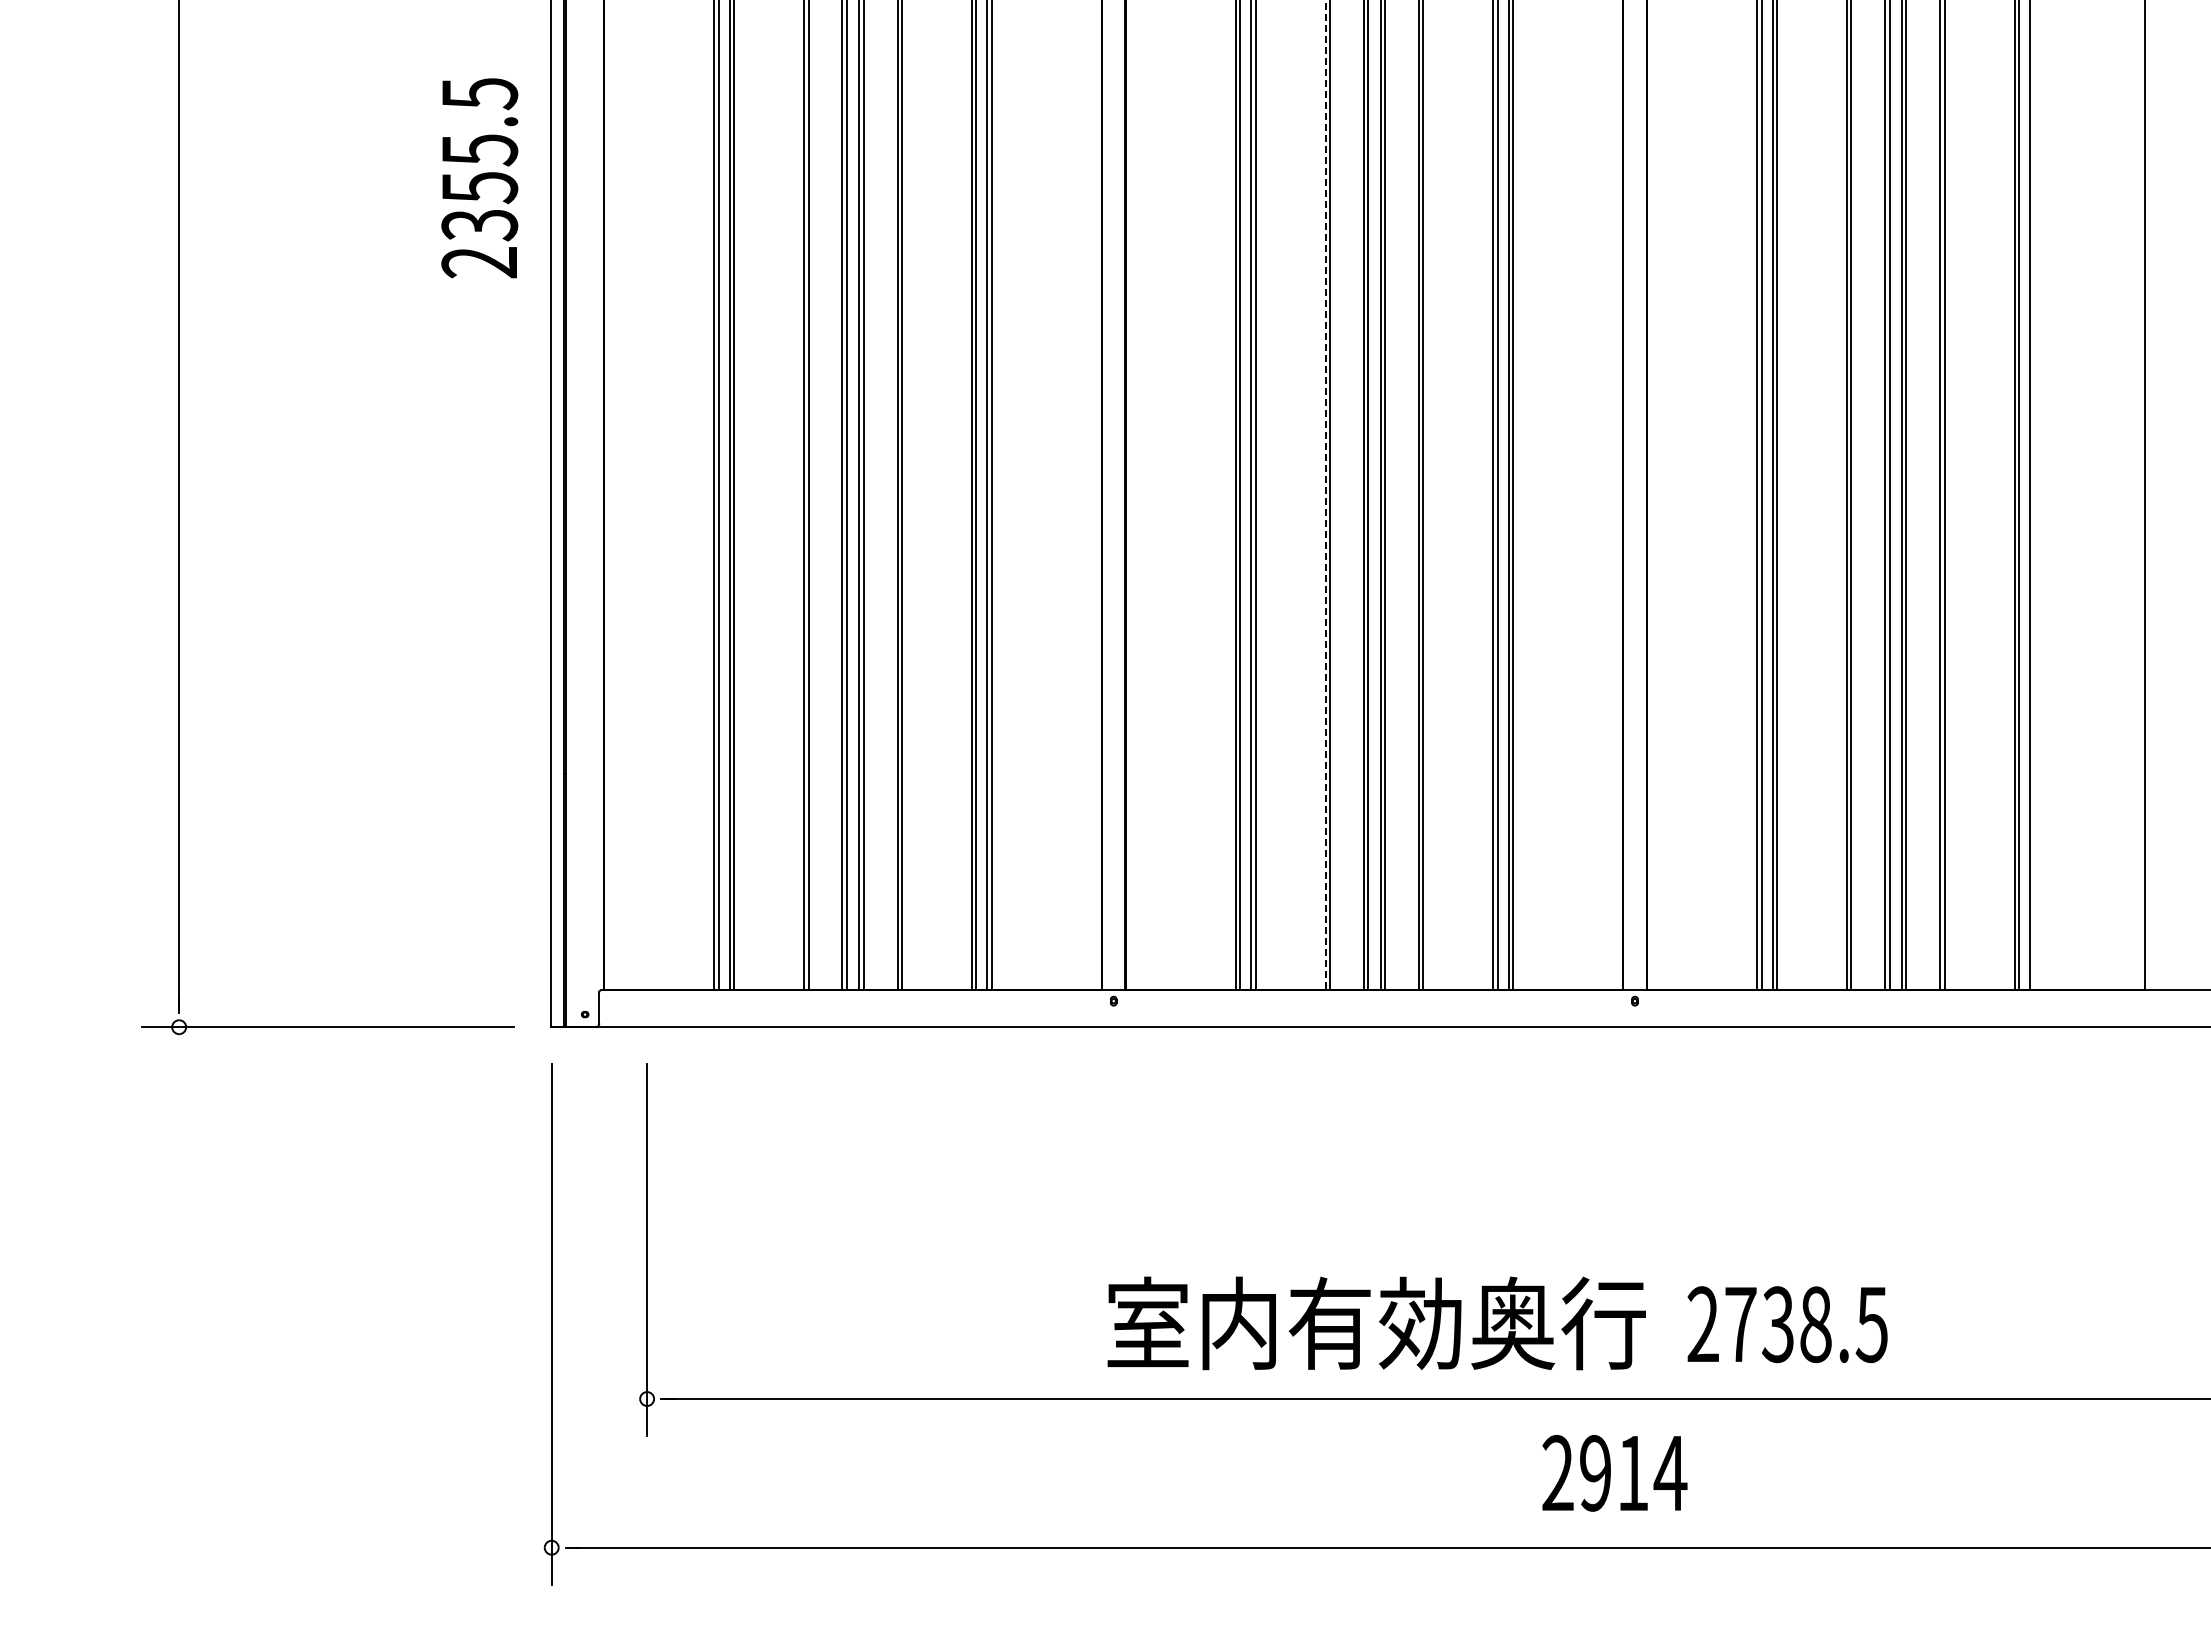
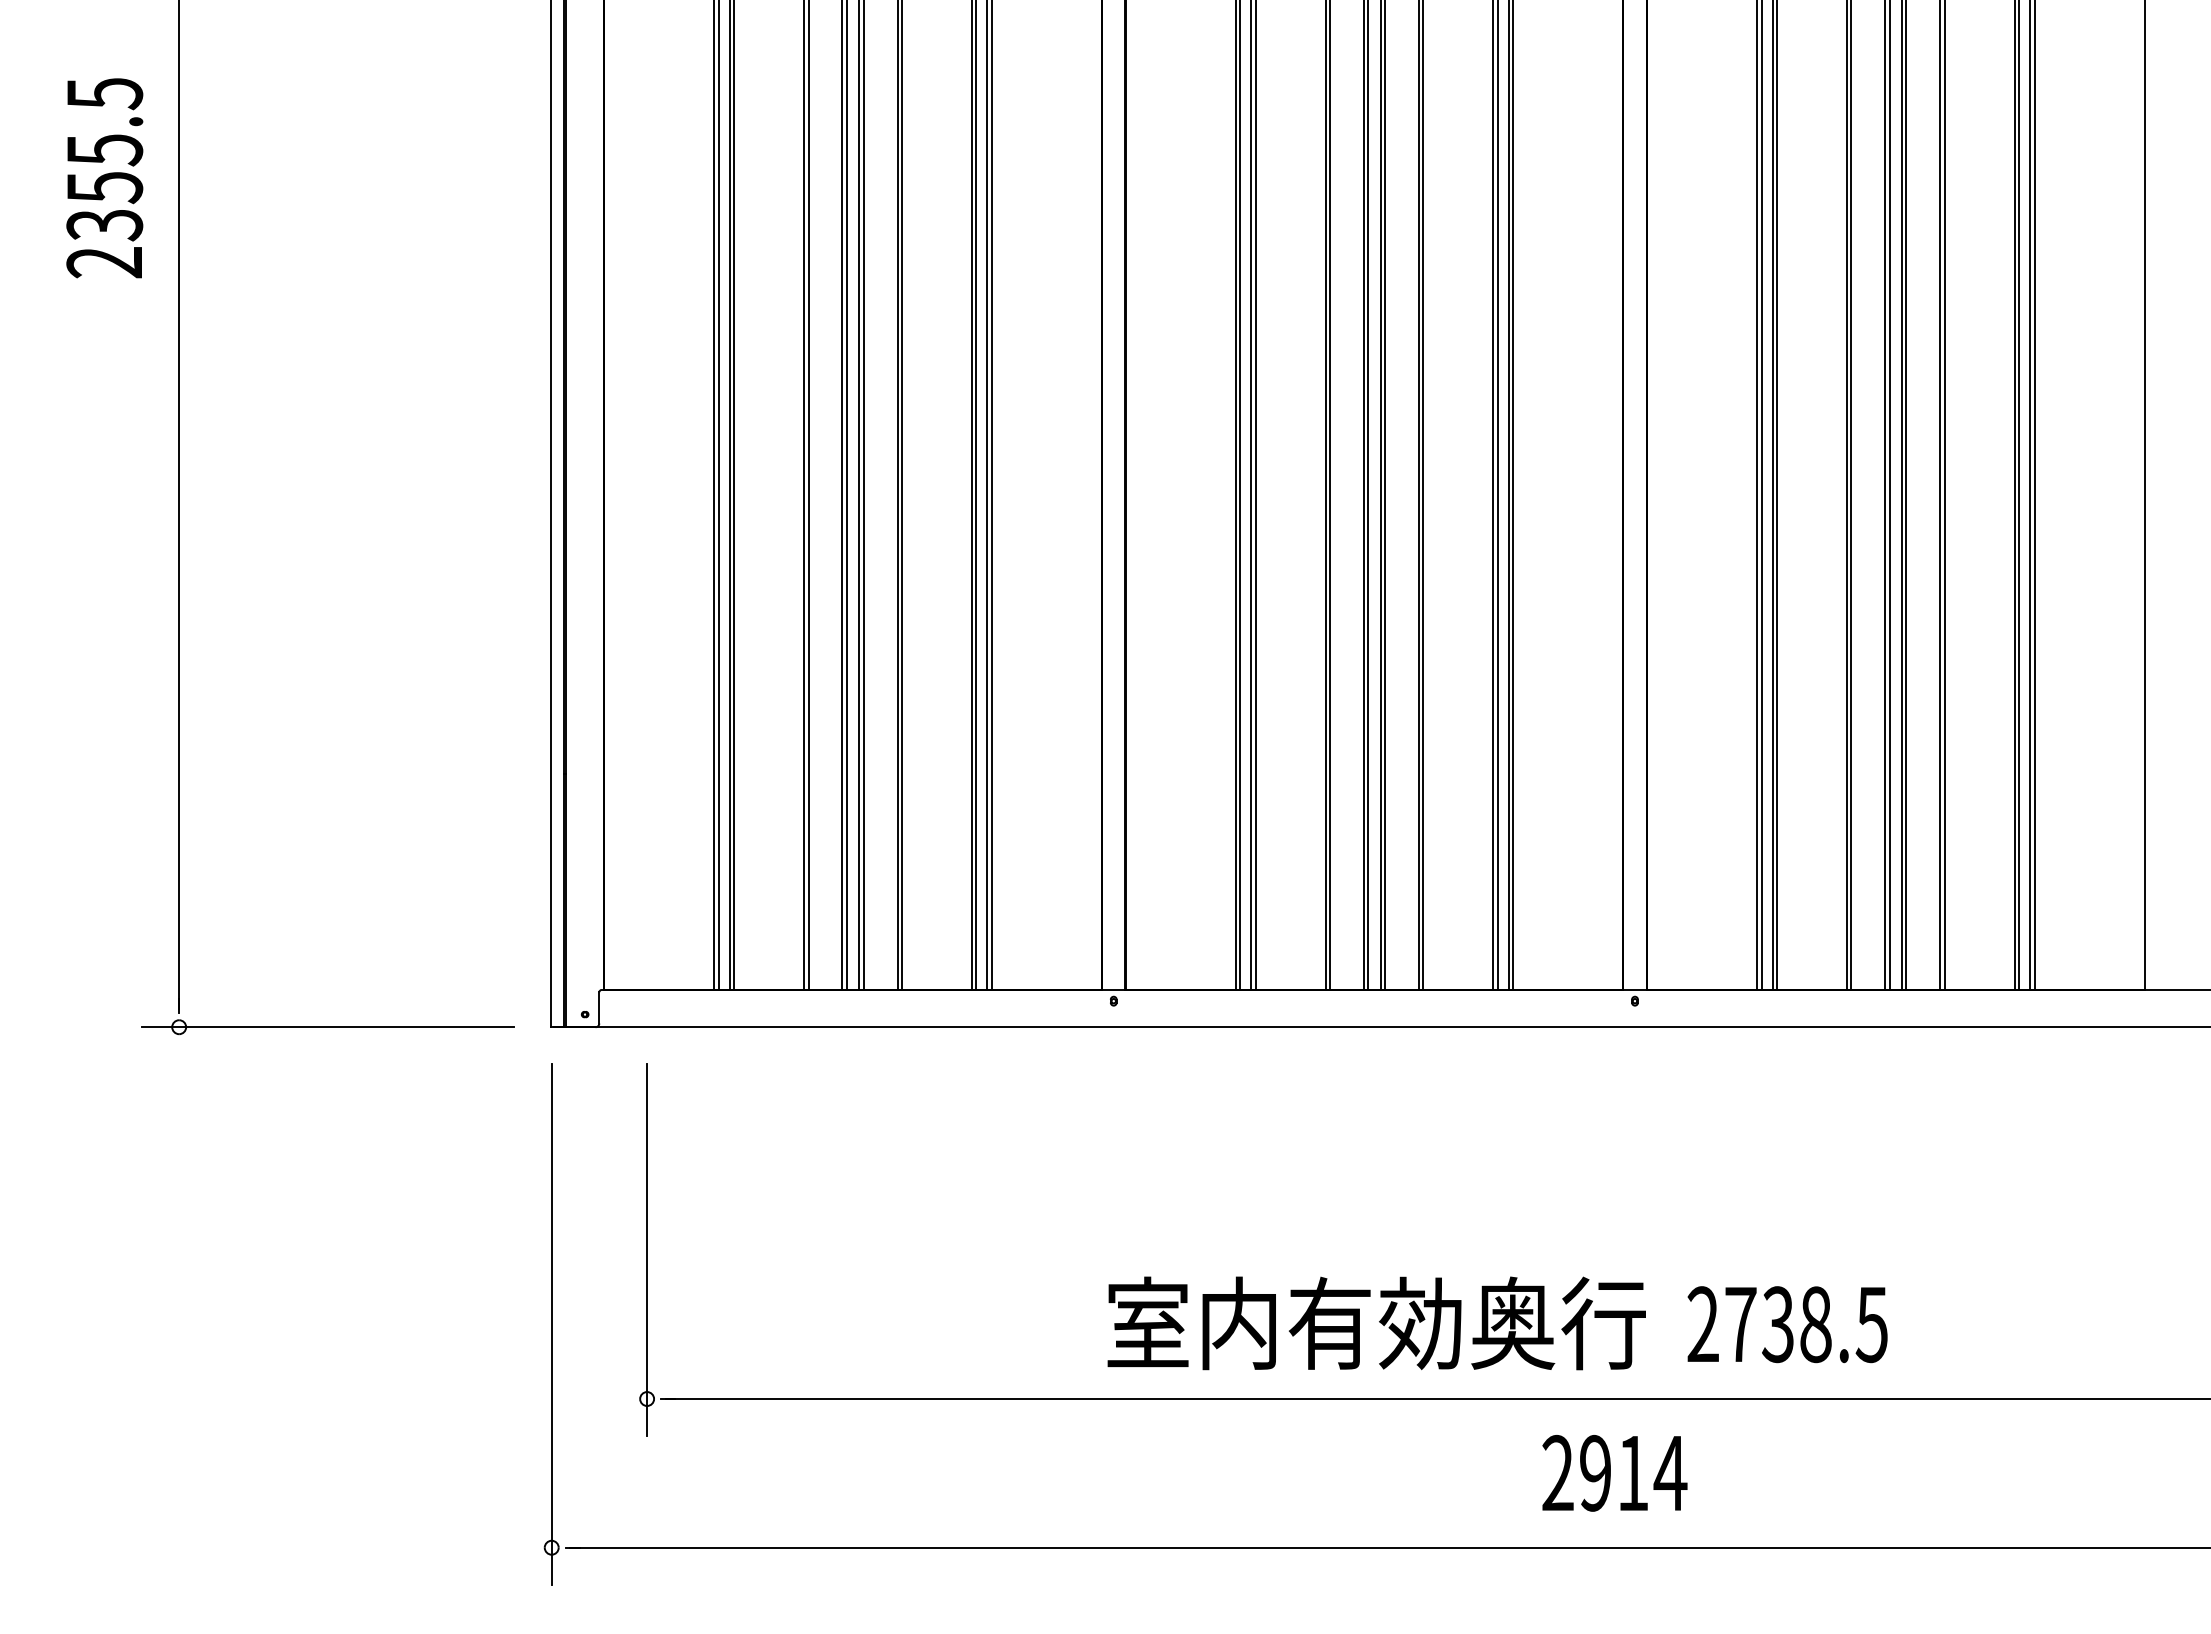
text position: (479, 178) -> (104, 178) (104, 178)
line: dashed -> solid (1325, 495)
line: none -> present (2034, 495)
